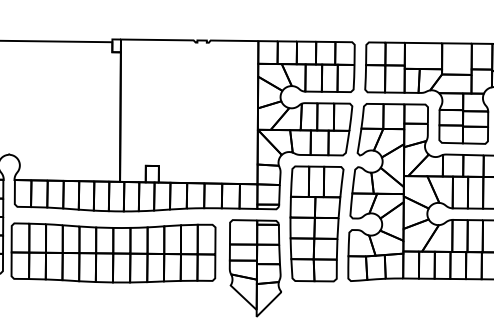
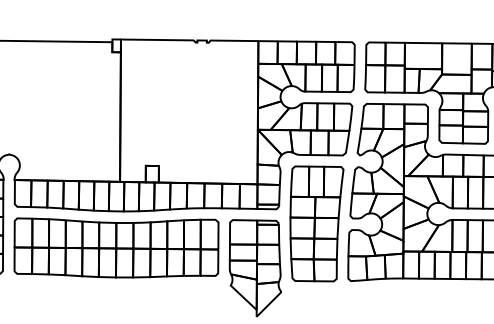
part position: (113, 252) -> (116, 247) (116, 247)
